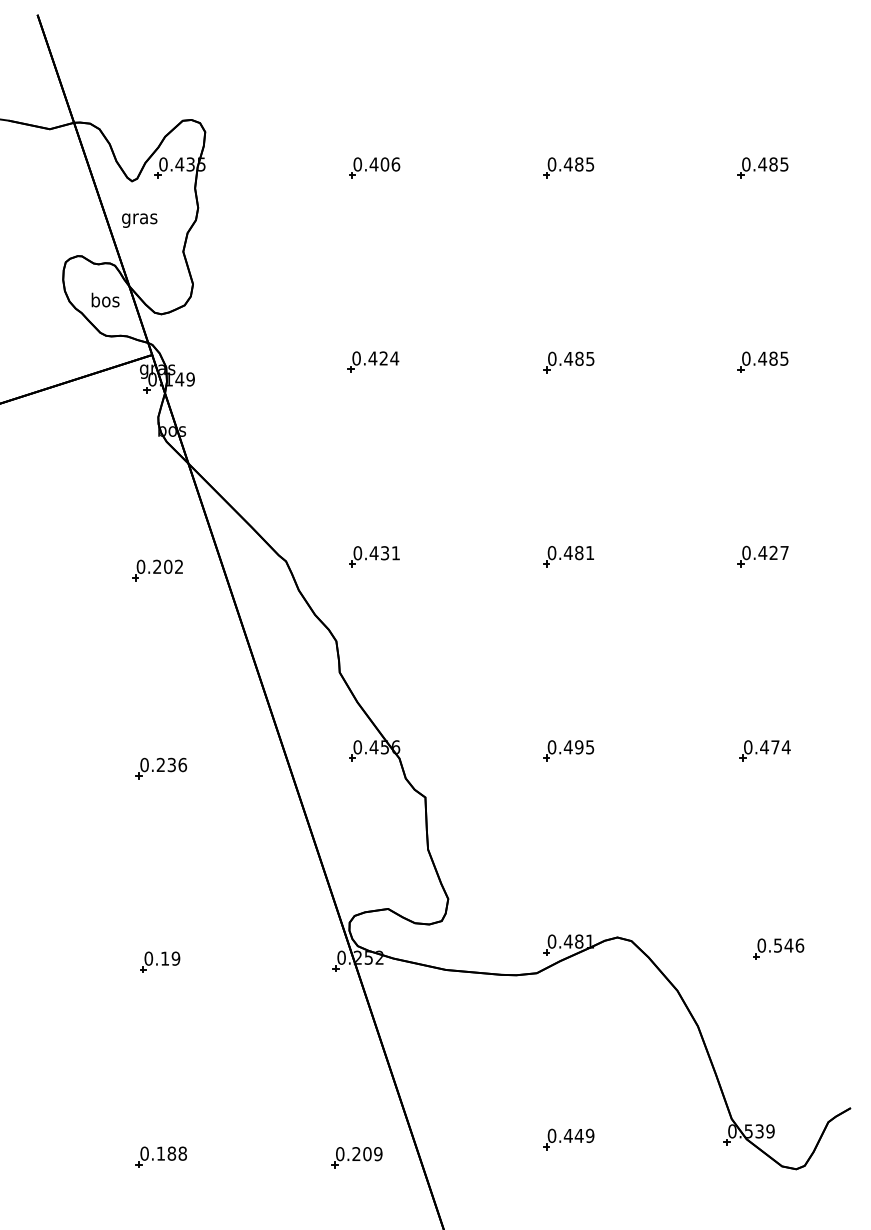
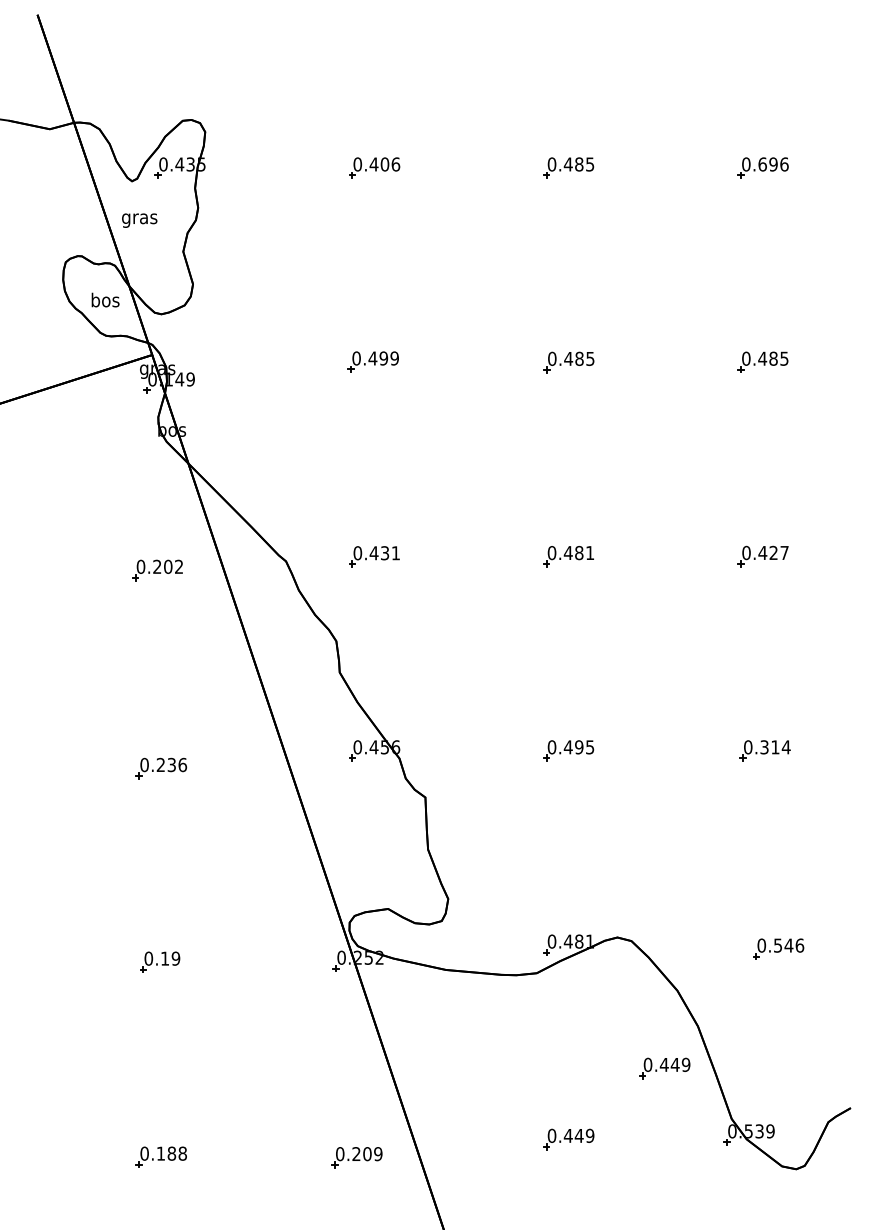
text: 0.485 -> 0.696 (773, 164)
text: 0.424 -> 0.499 (389, 358)
text: 0.474 -> 0.314 (769, 747)
part: none -> present (664, 1068)
